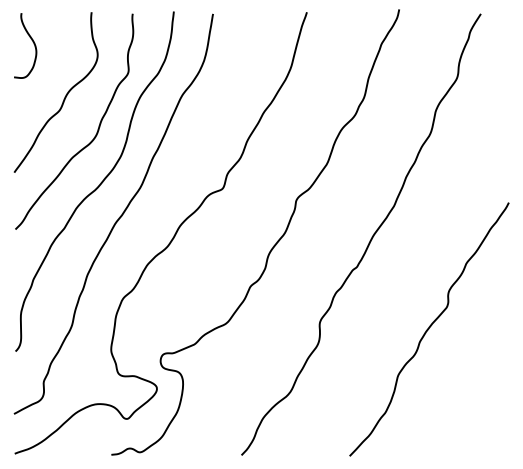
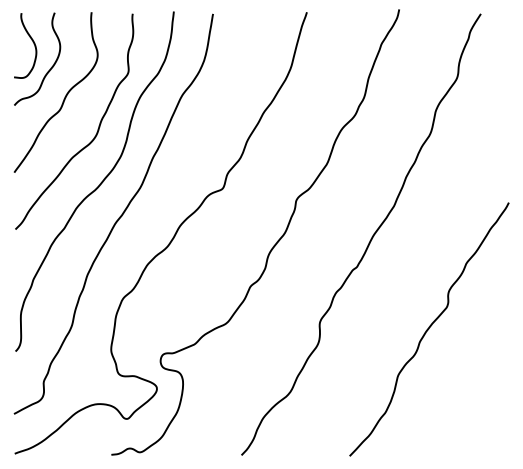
curve: none -> present (51, 66)
